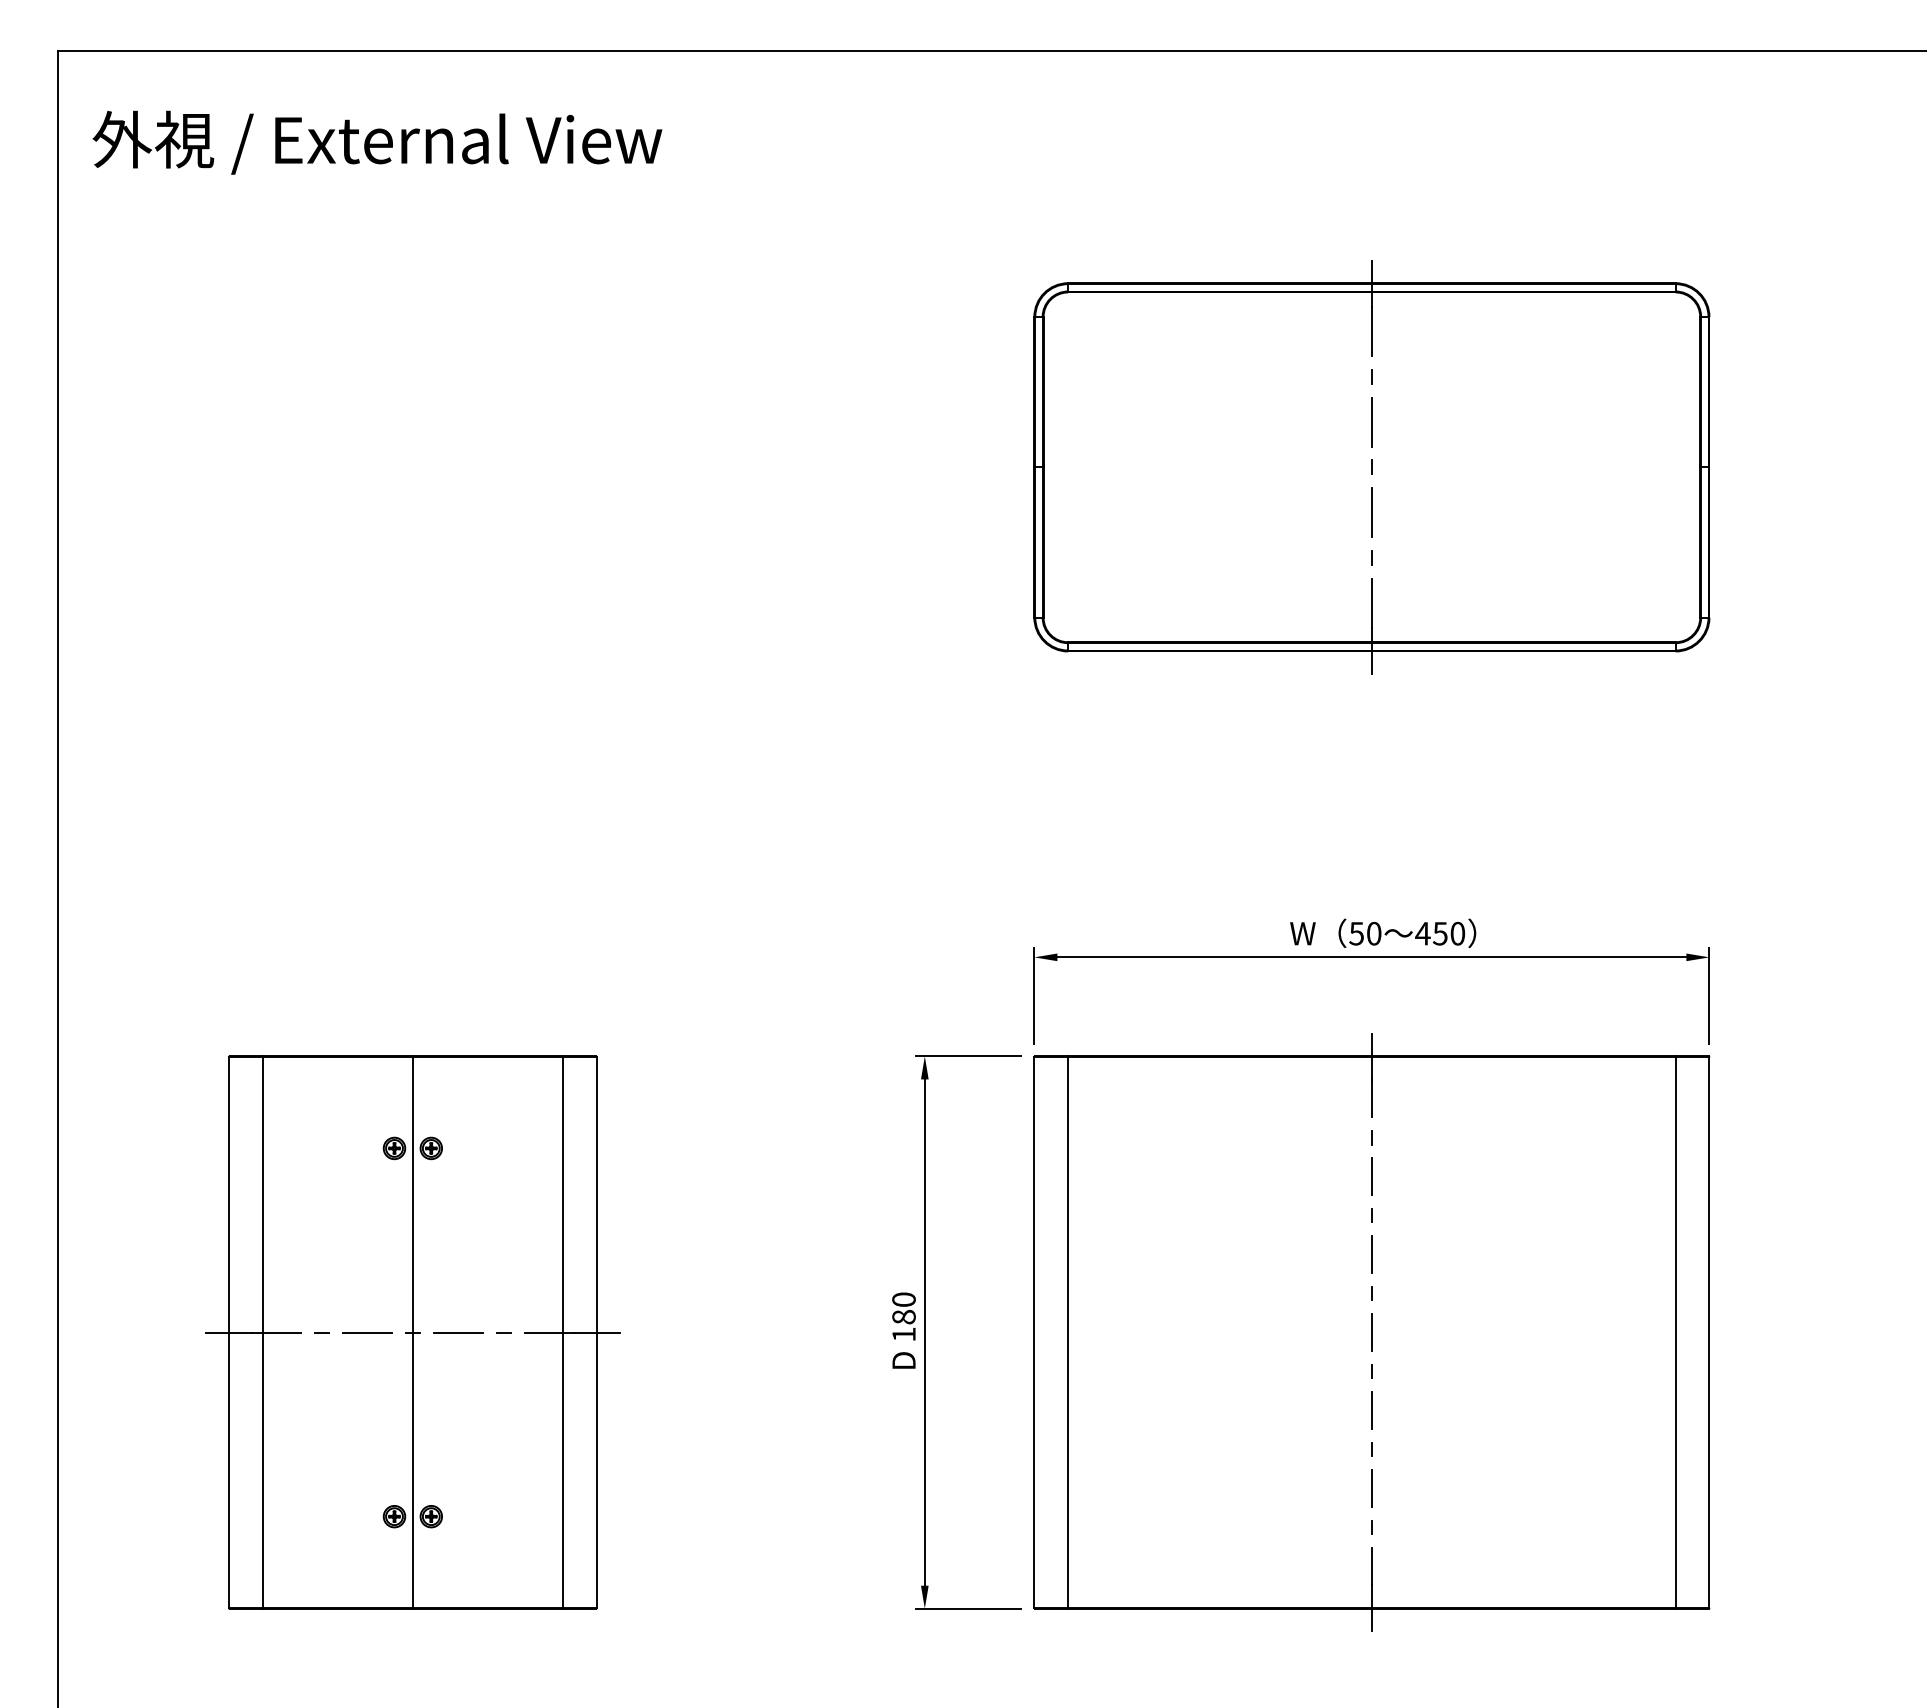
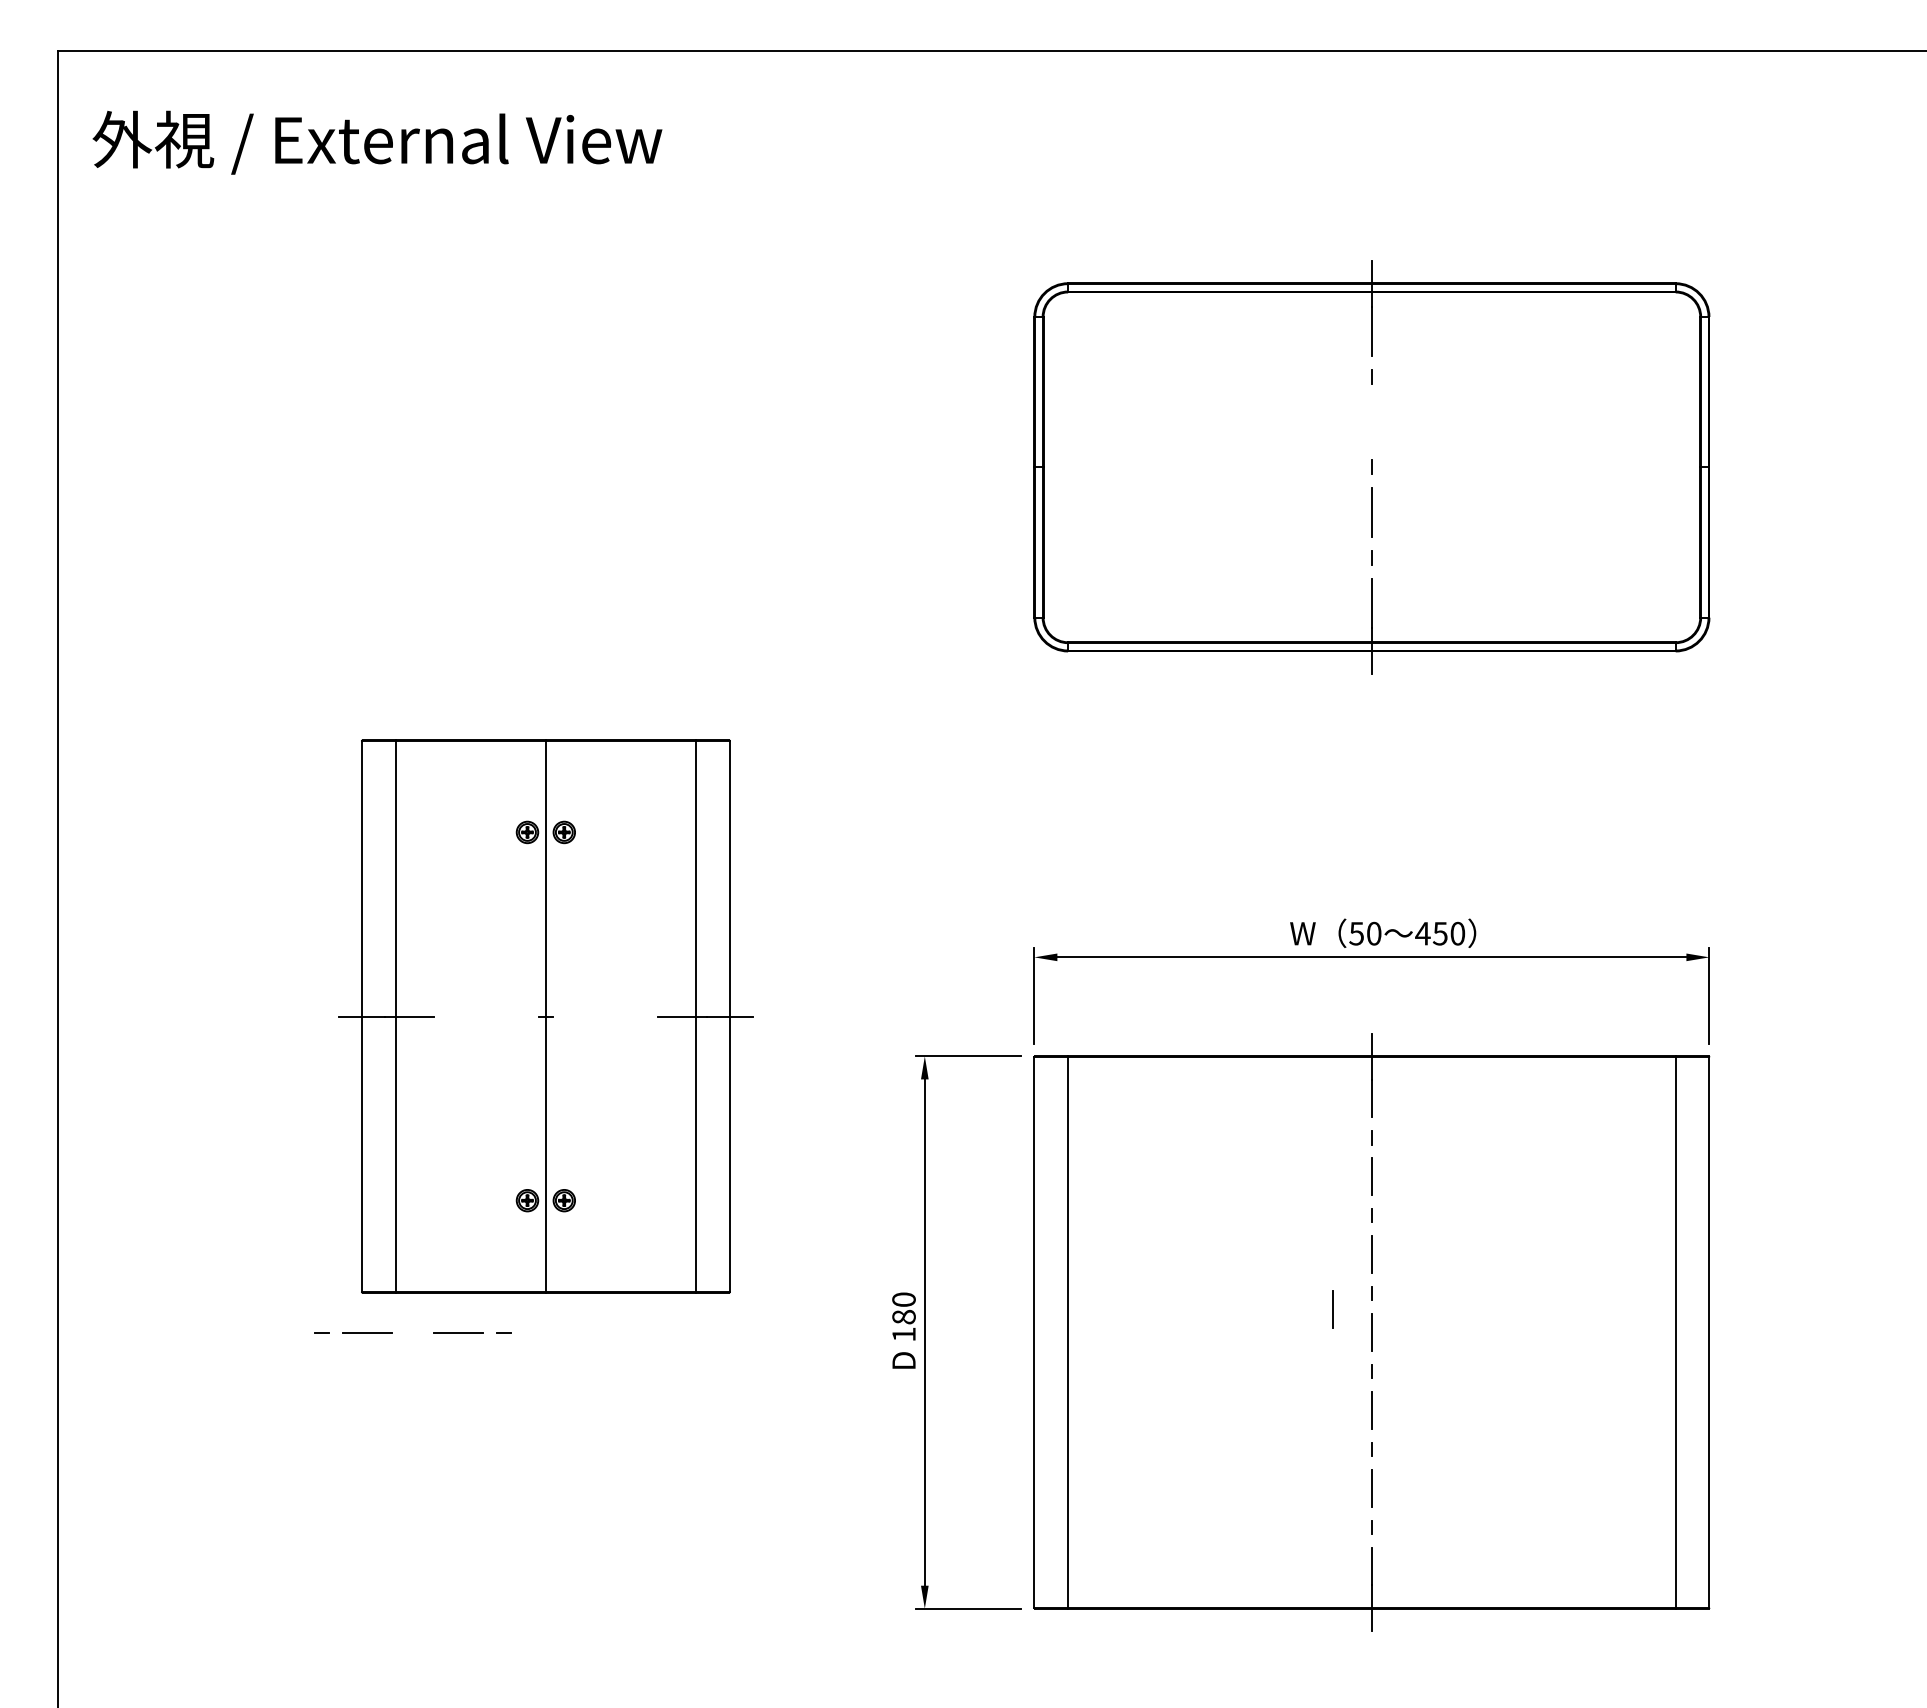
line: present -> none (1371, 421)
line: none -> present (1332, 1309)
part position: (412, 1332) -> (545, 1016) (545, 1016)
